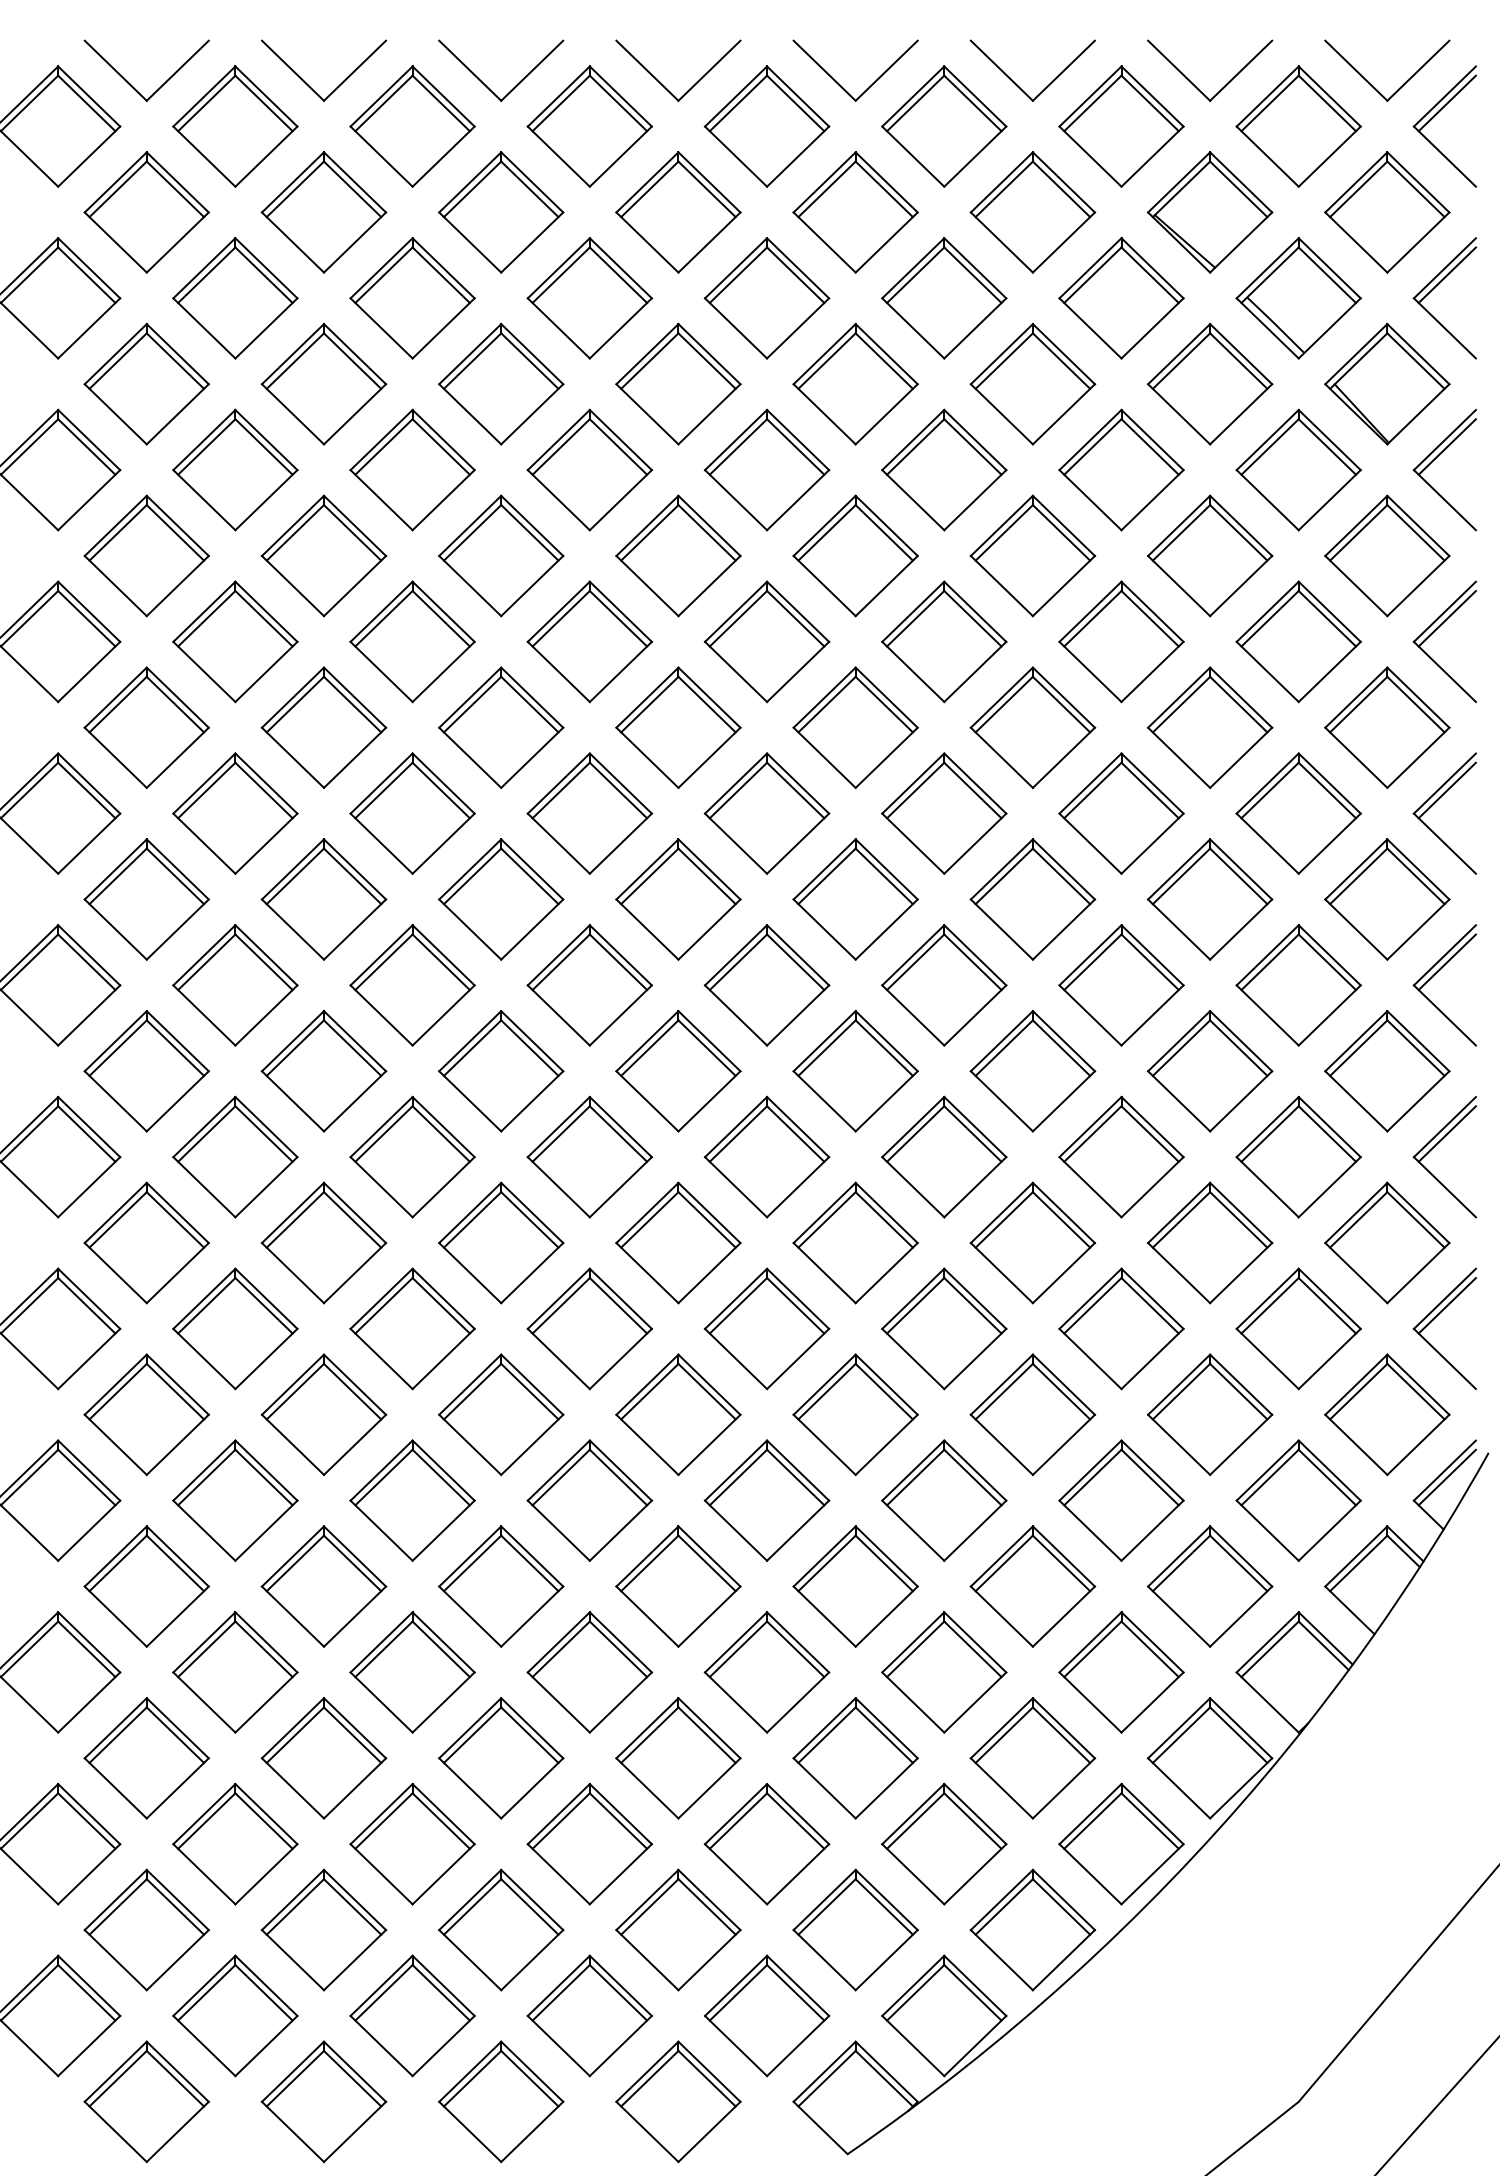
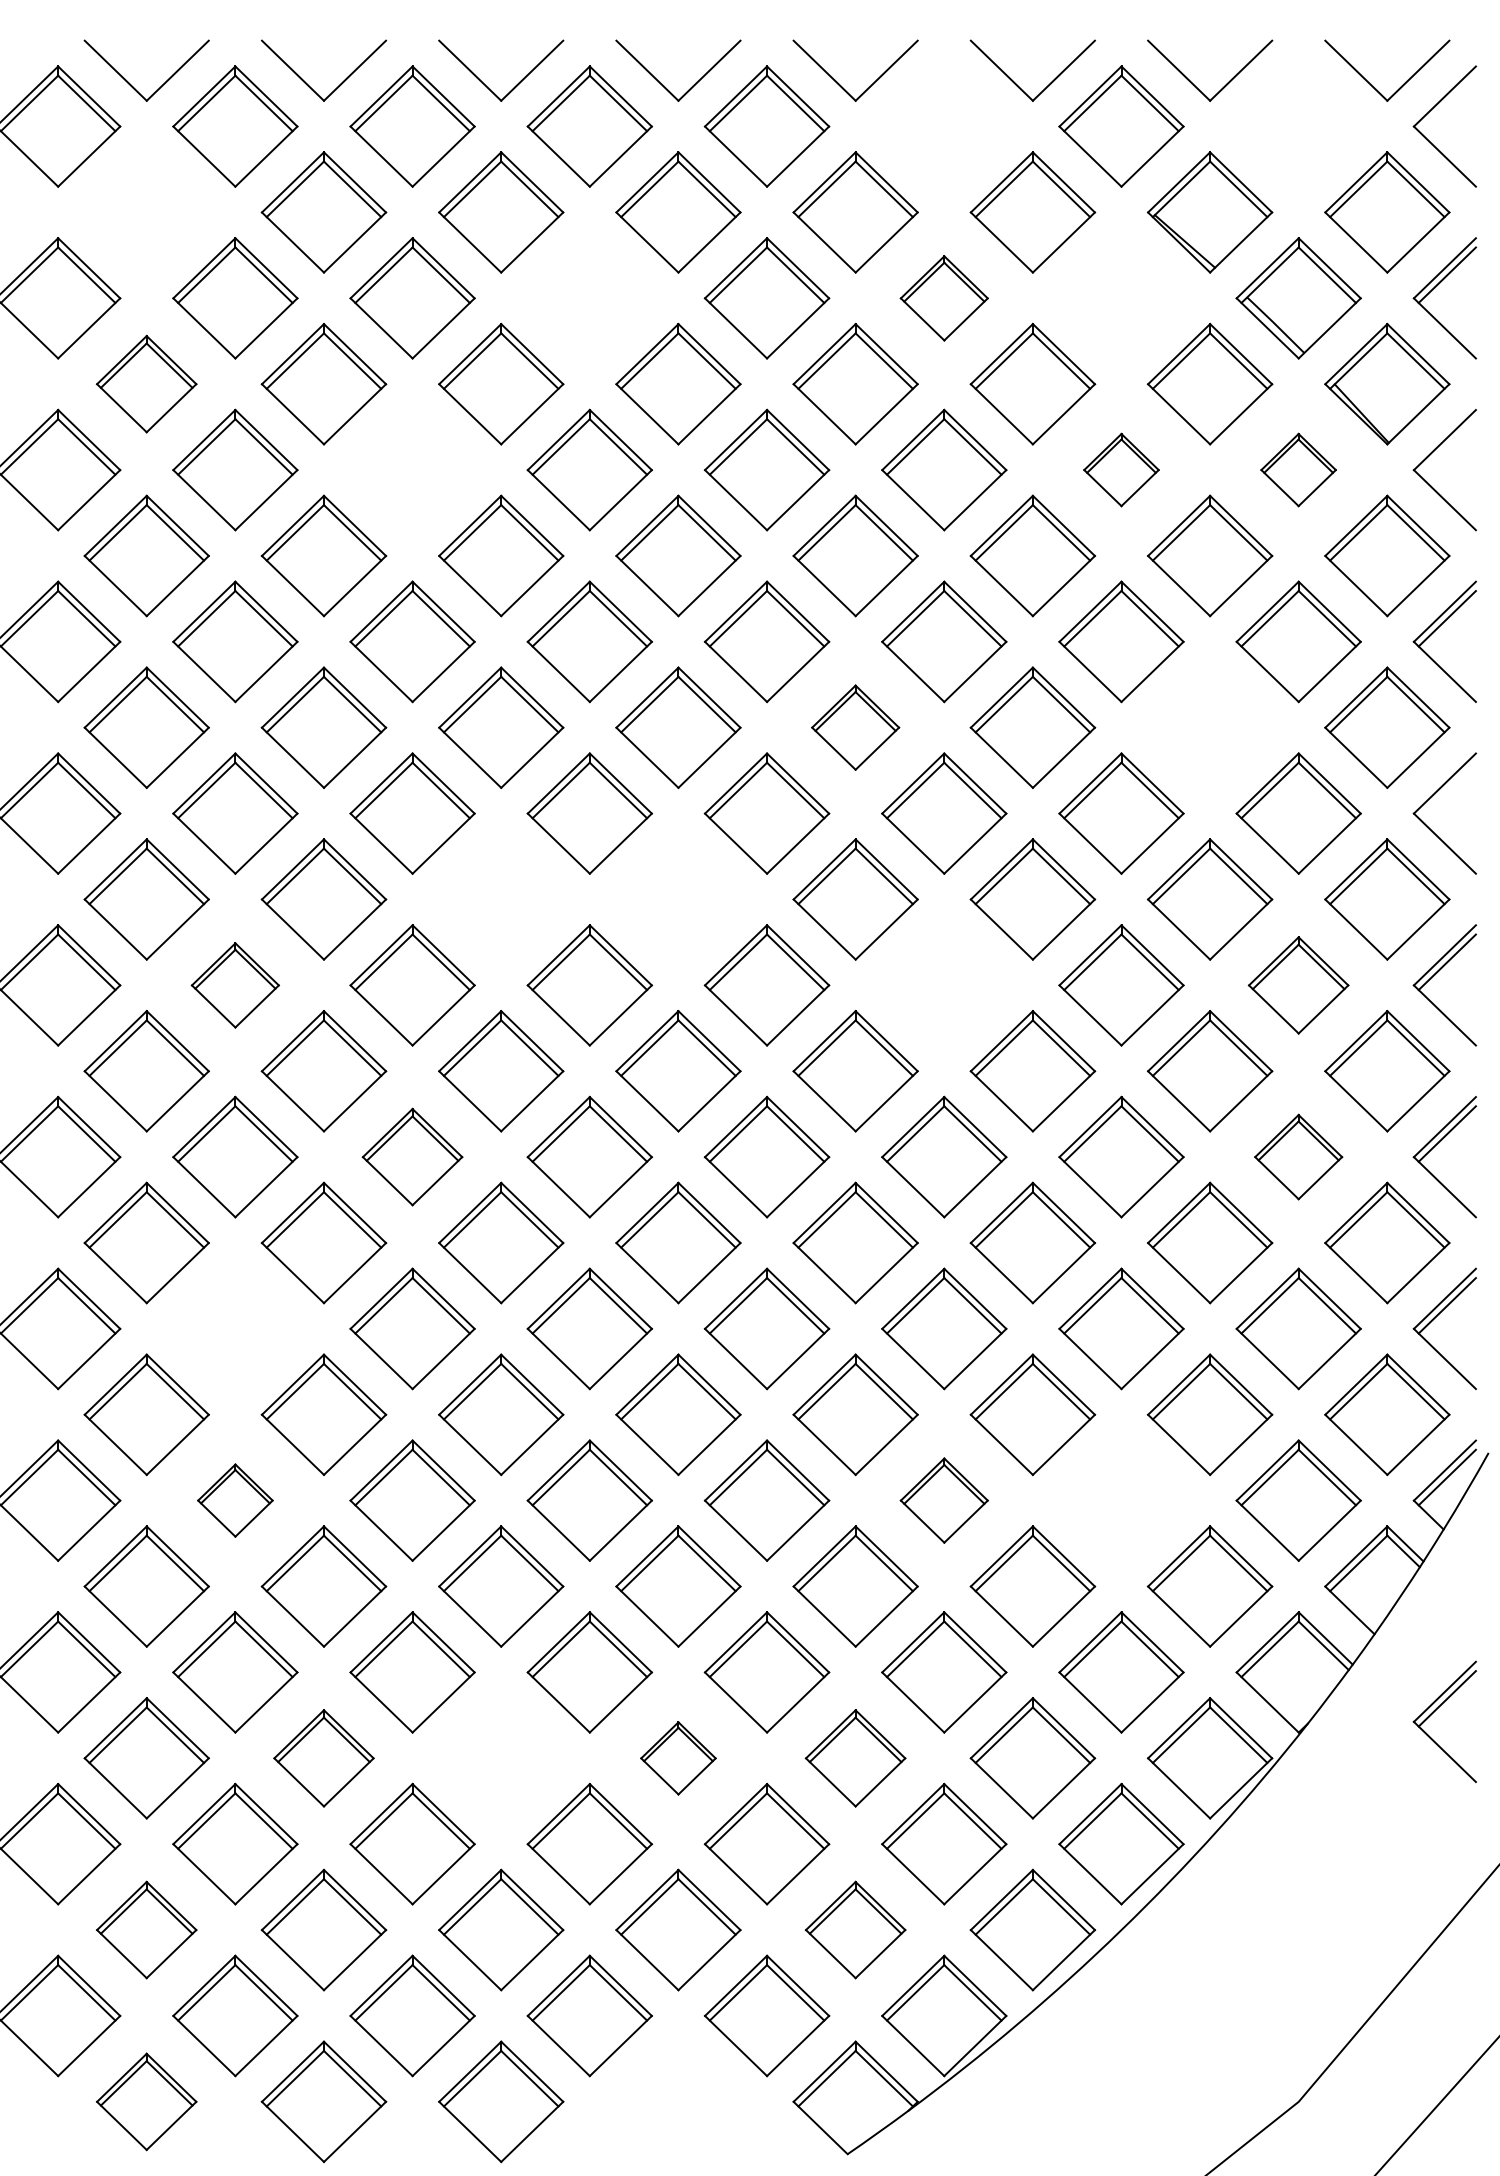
line: present -> none (1446, 103)
part: present -> none (944, 126)
part: present -> none (1298, 126)
part: present -> none (146, 212)
part: present -> none (589, 298)
part size: 127x123 px -> 90x87 px (943, 298)
part: present -> none (1121, 298)
part size: 127x124 px -> 102x100 px (146, 383)
line: present -> none (1446, 446)
part: present -> none (412, 469)
part size: 127x124 px -> 77x76 px (1121, 469)
part size: 127x124 px -> 77x76 px (1298, 469)
part size: 127x123 px -> 90x87 px (855, 727)
part: present -> none (1209, 727)
line: present -> none (1446, 790)
part: present -> none (501, 899)
part: present -> none (678, 899)
part size: 127x123 px -> 90x87 px (234, 985)
part: present -> none (944, 985)
part size: 127x123 px -> 103x99 px (1298, 985)
part size: 127x124 px -> 103x100 px (412, 1156)
part size: 127x124 px -> 90x88 px (1298, 1156)
part: present -> none (235, 1328)
part size: 127x123 px -> 77x75 px (235, 1500)
part size: 127x123 px -> 90x87 px (943, 1500)
part: present -> none (1121, 1500)
part: none -> present (1435, 1711)
part size: 128x123 px -> 102x99 px (323, 1758)
part: present -> none (501, 1758)
part size: 127x123 px -> 77x75 px (678, 1758)
part size: 127x123 px -> 103x99 px (855, 1758)
part size: 127x124 px -> 102x100 px (146, 1929)
part size: 127x124 px -> 103x100 px (855, 1929)
part size: 127x124 px -> 102x100 px (146, 2101)
part: present -> none (678, 2101)
